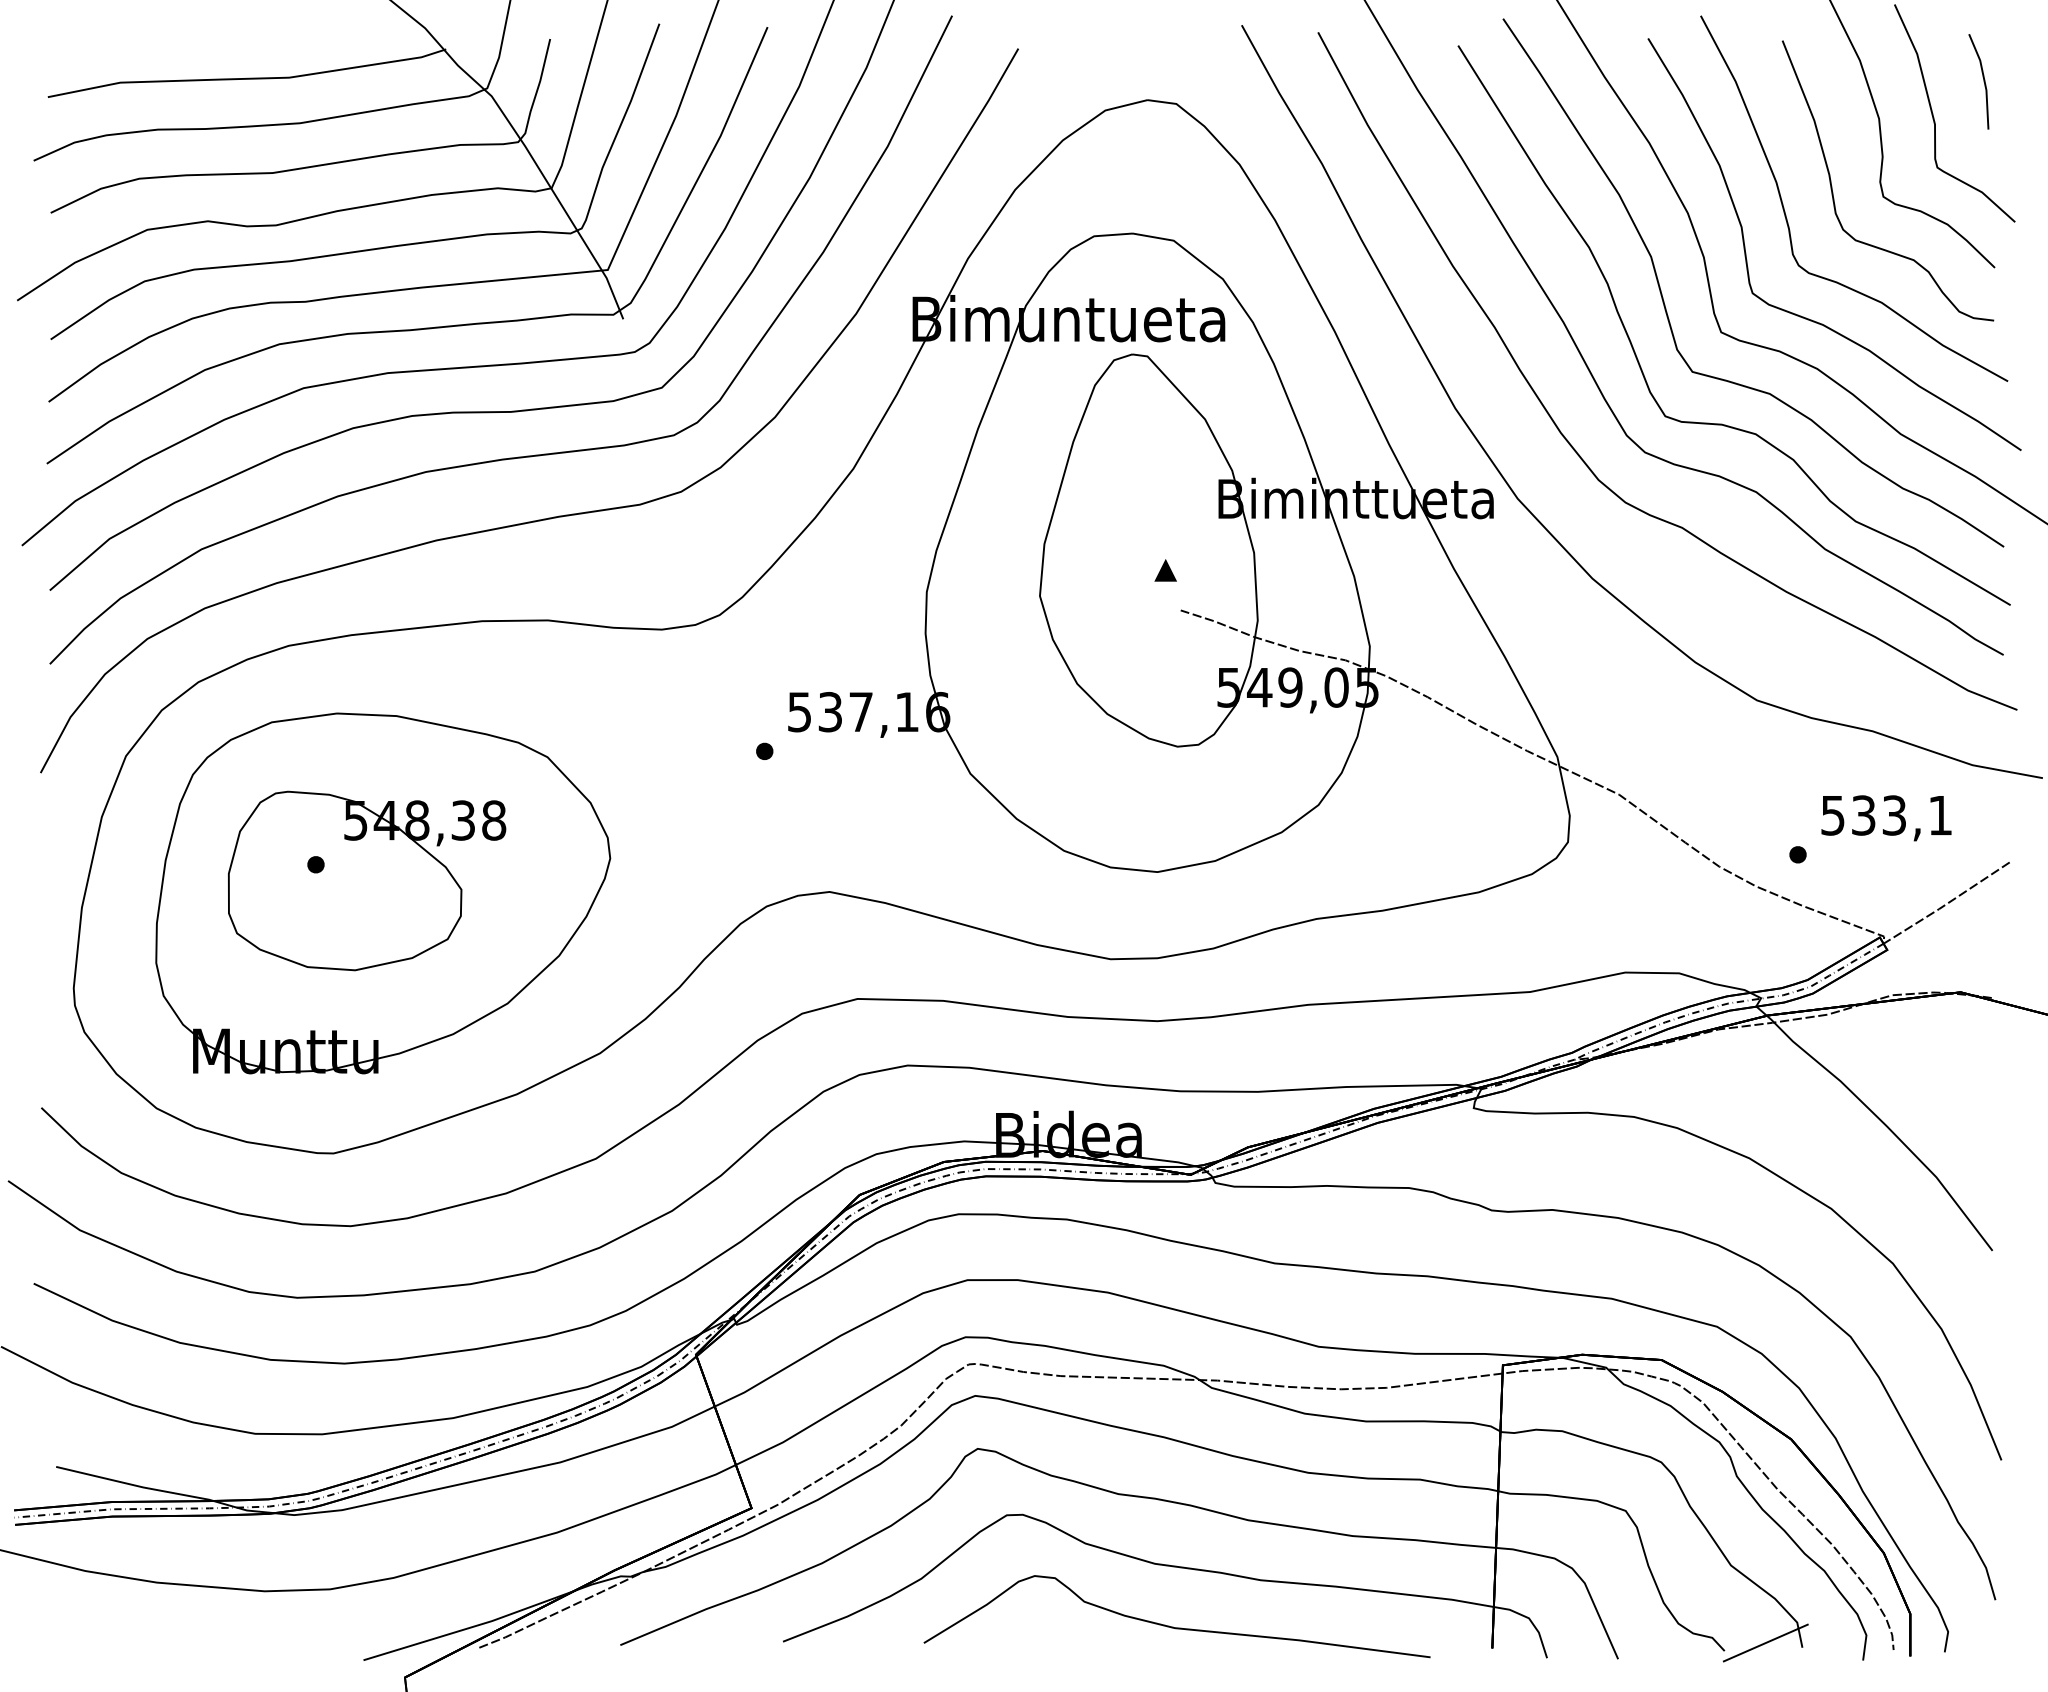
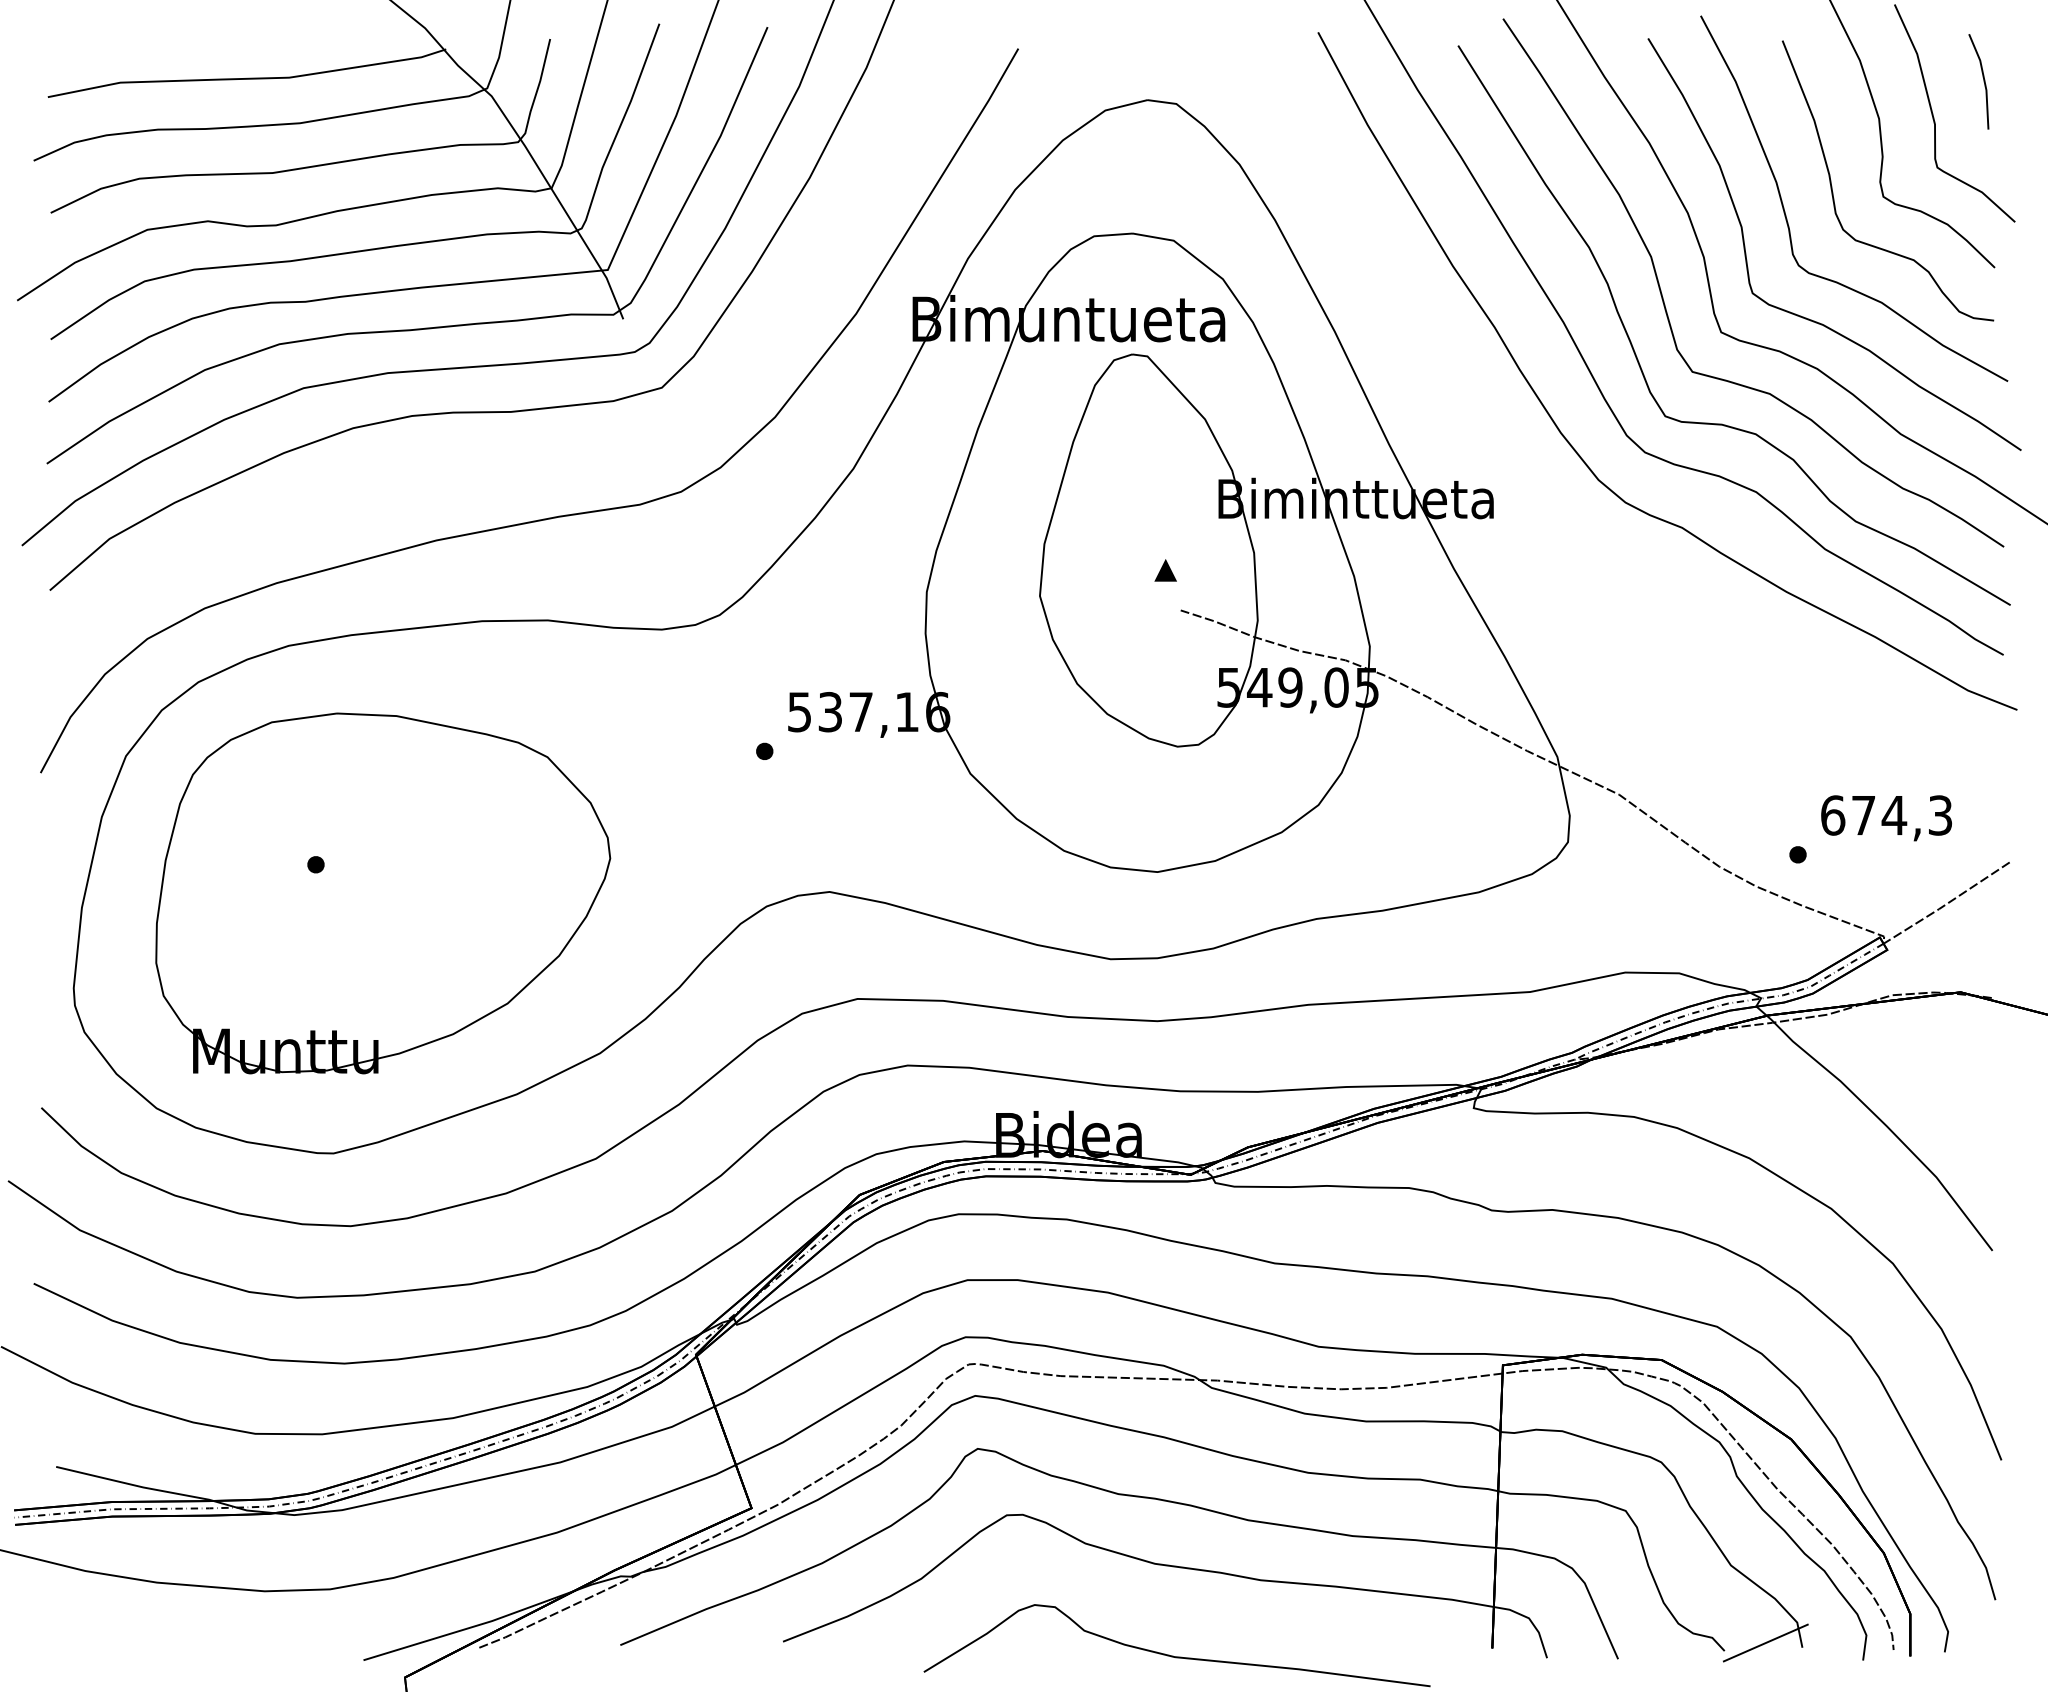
curve: present -> none (509, 457)
curve: present -> none (1530, 510)
text: 533,1 -> 674,3 (1886, 815)
part: present -> none (367, 880)
curve position: (1173, 1626) -> (1173, 1655) (1173, 1655)
